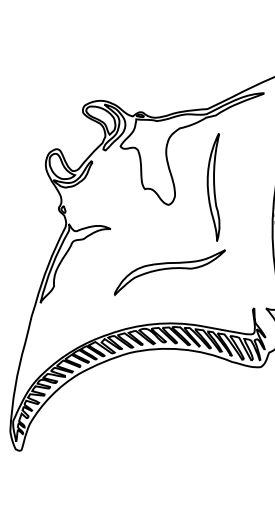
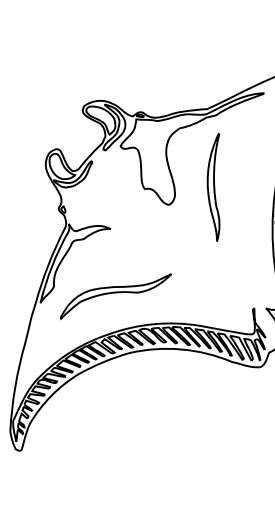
part position: (169, 272) -> (115, 296) (115, 296)
